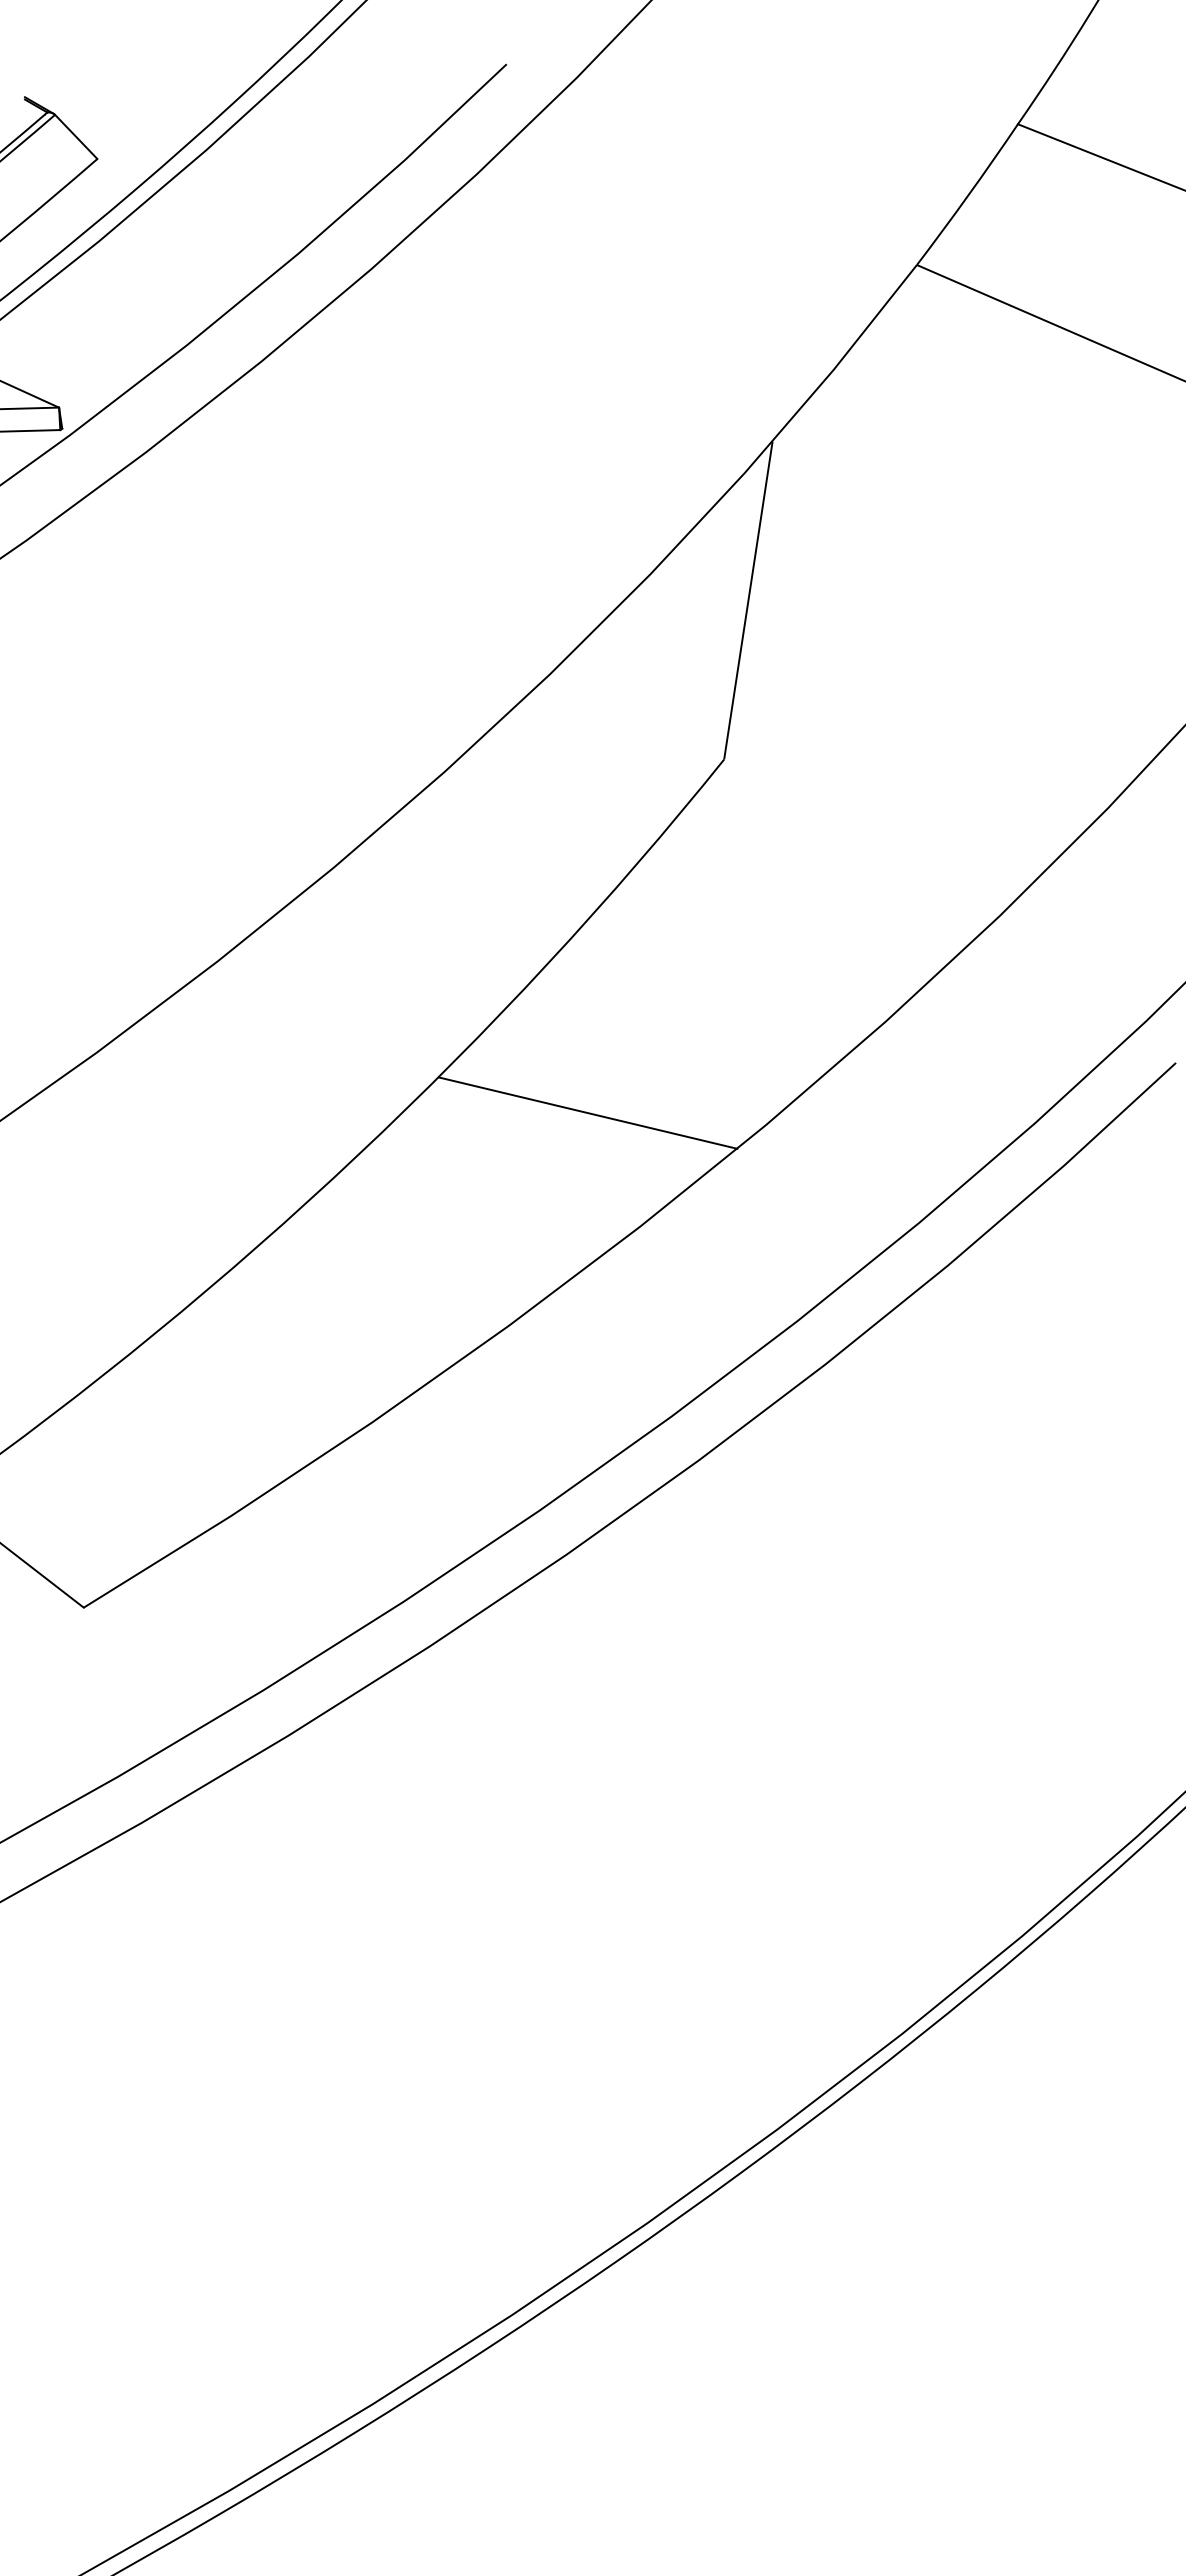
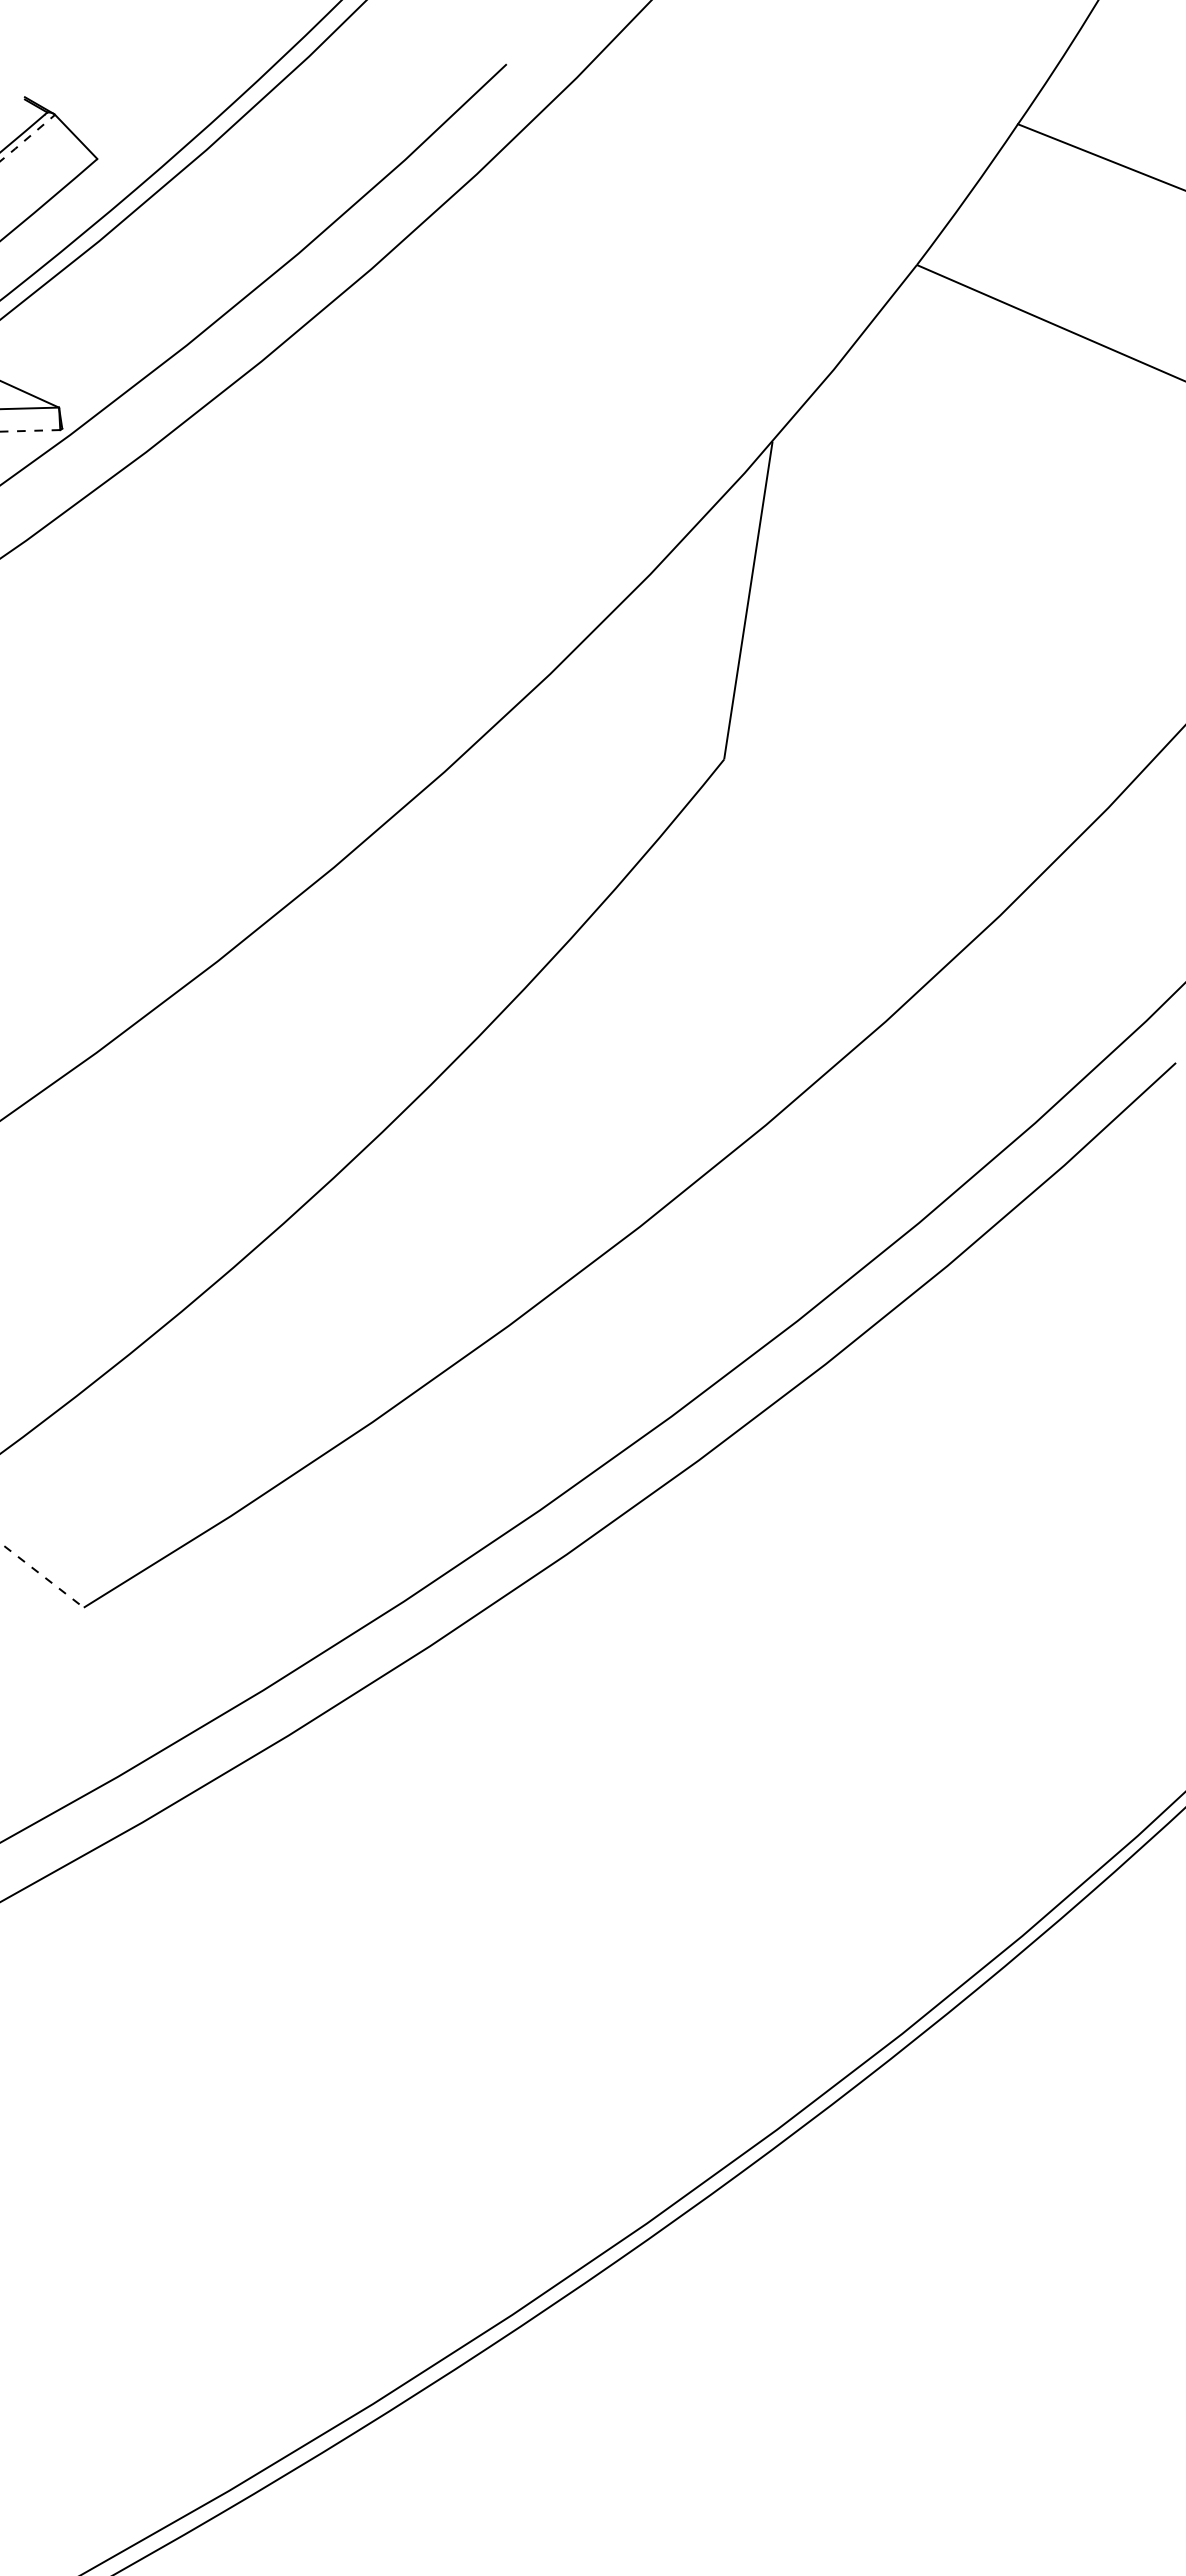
arc: solid -> dashed (27, 138)
line: solid -> dashed (30, 430)
line: present -> none (588, 1112)
line: solid -> dashed (41, 1575)
